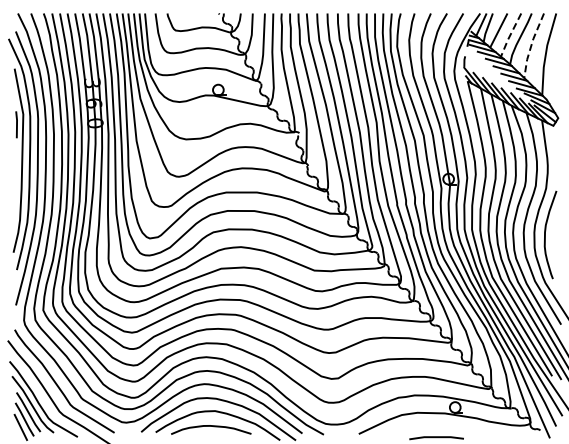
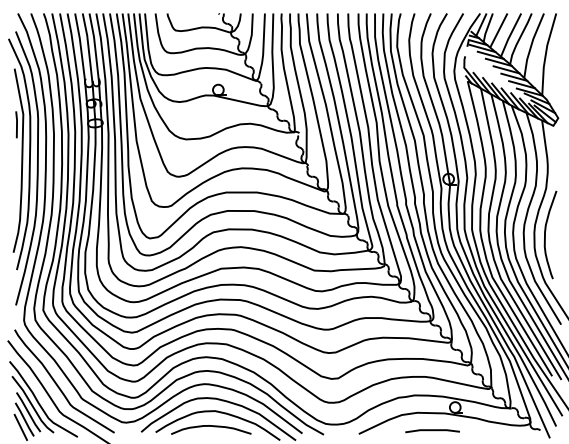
line: dashed -> solid (510, 35)
line: dashed -> solid (531, 45)
line position: (436, 438) -> (432, 431) (432, 431)
